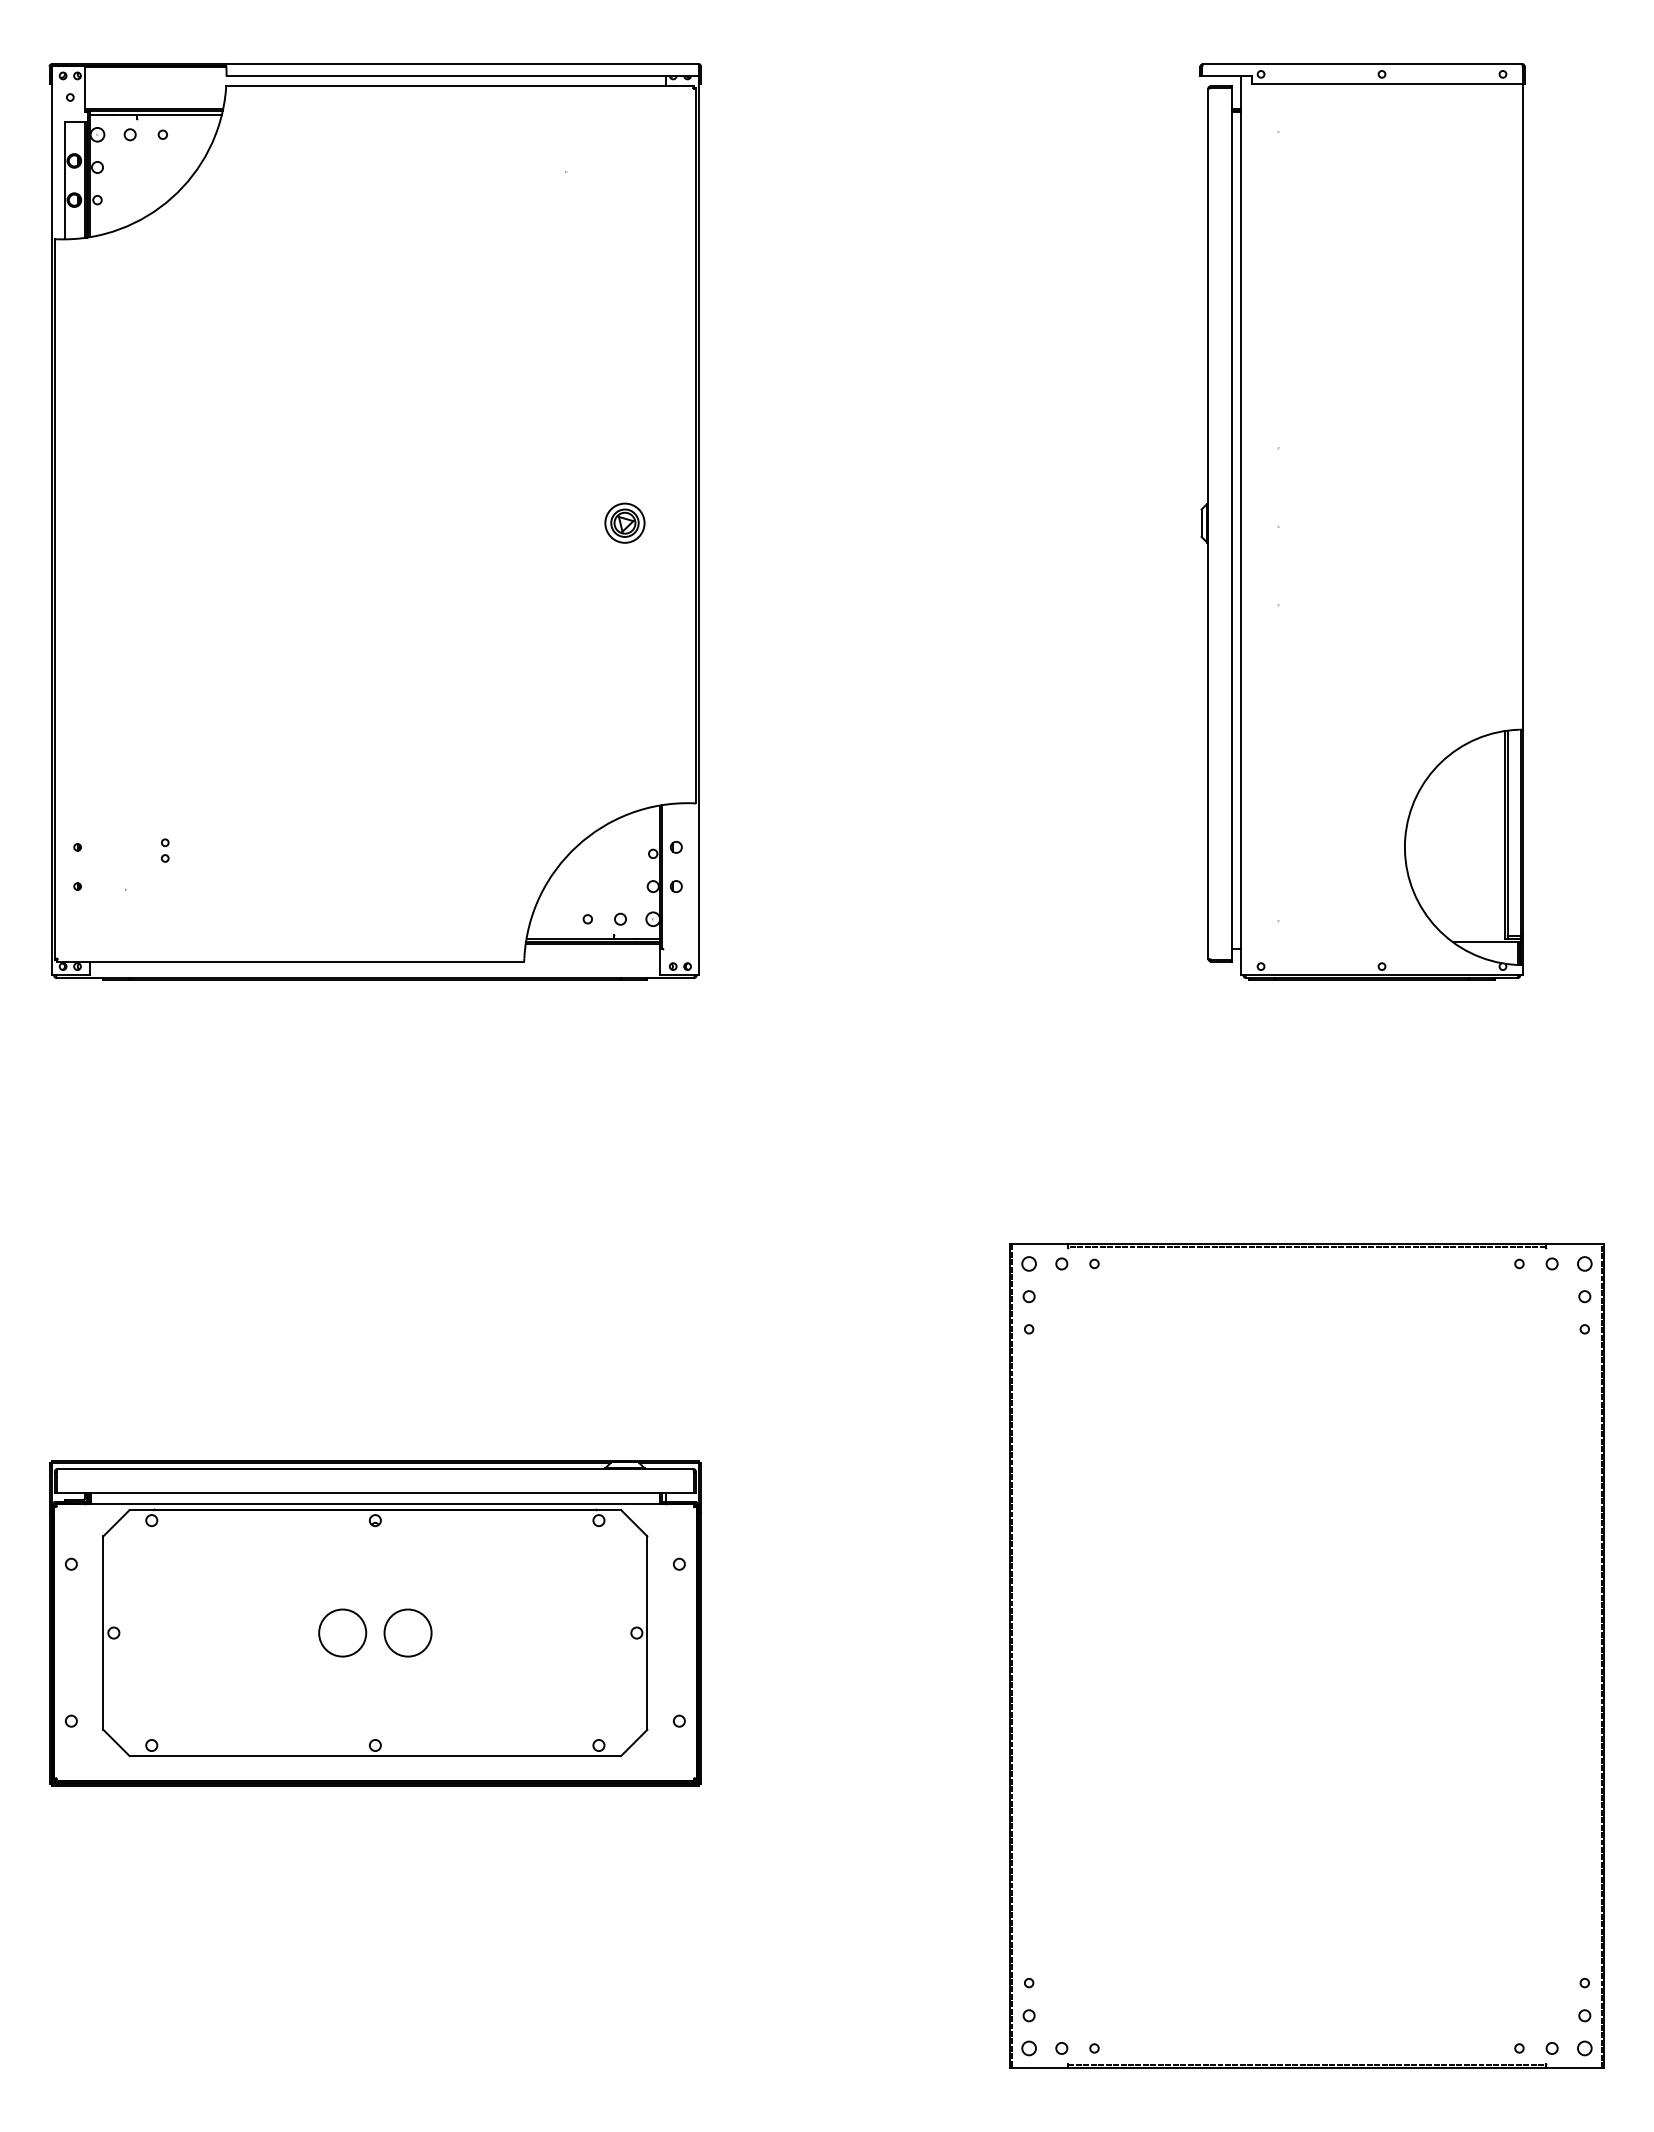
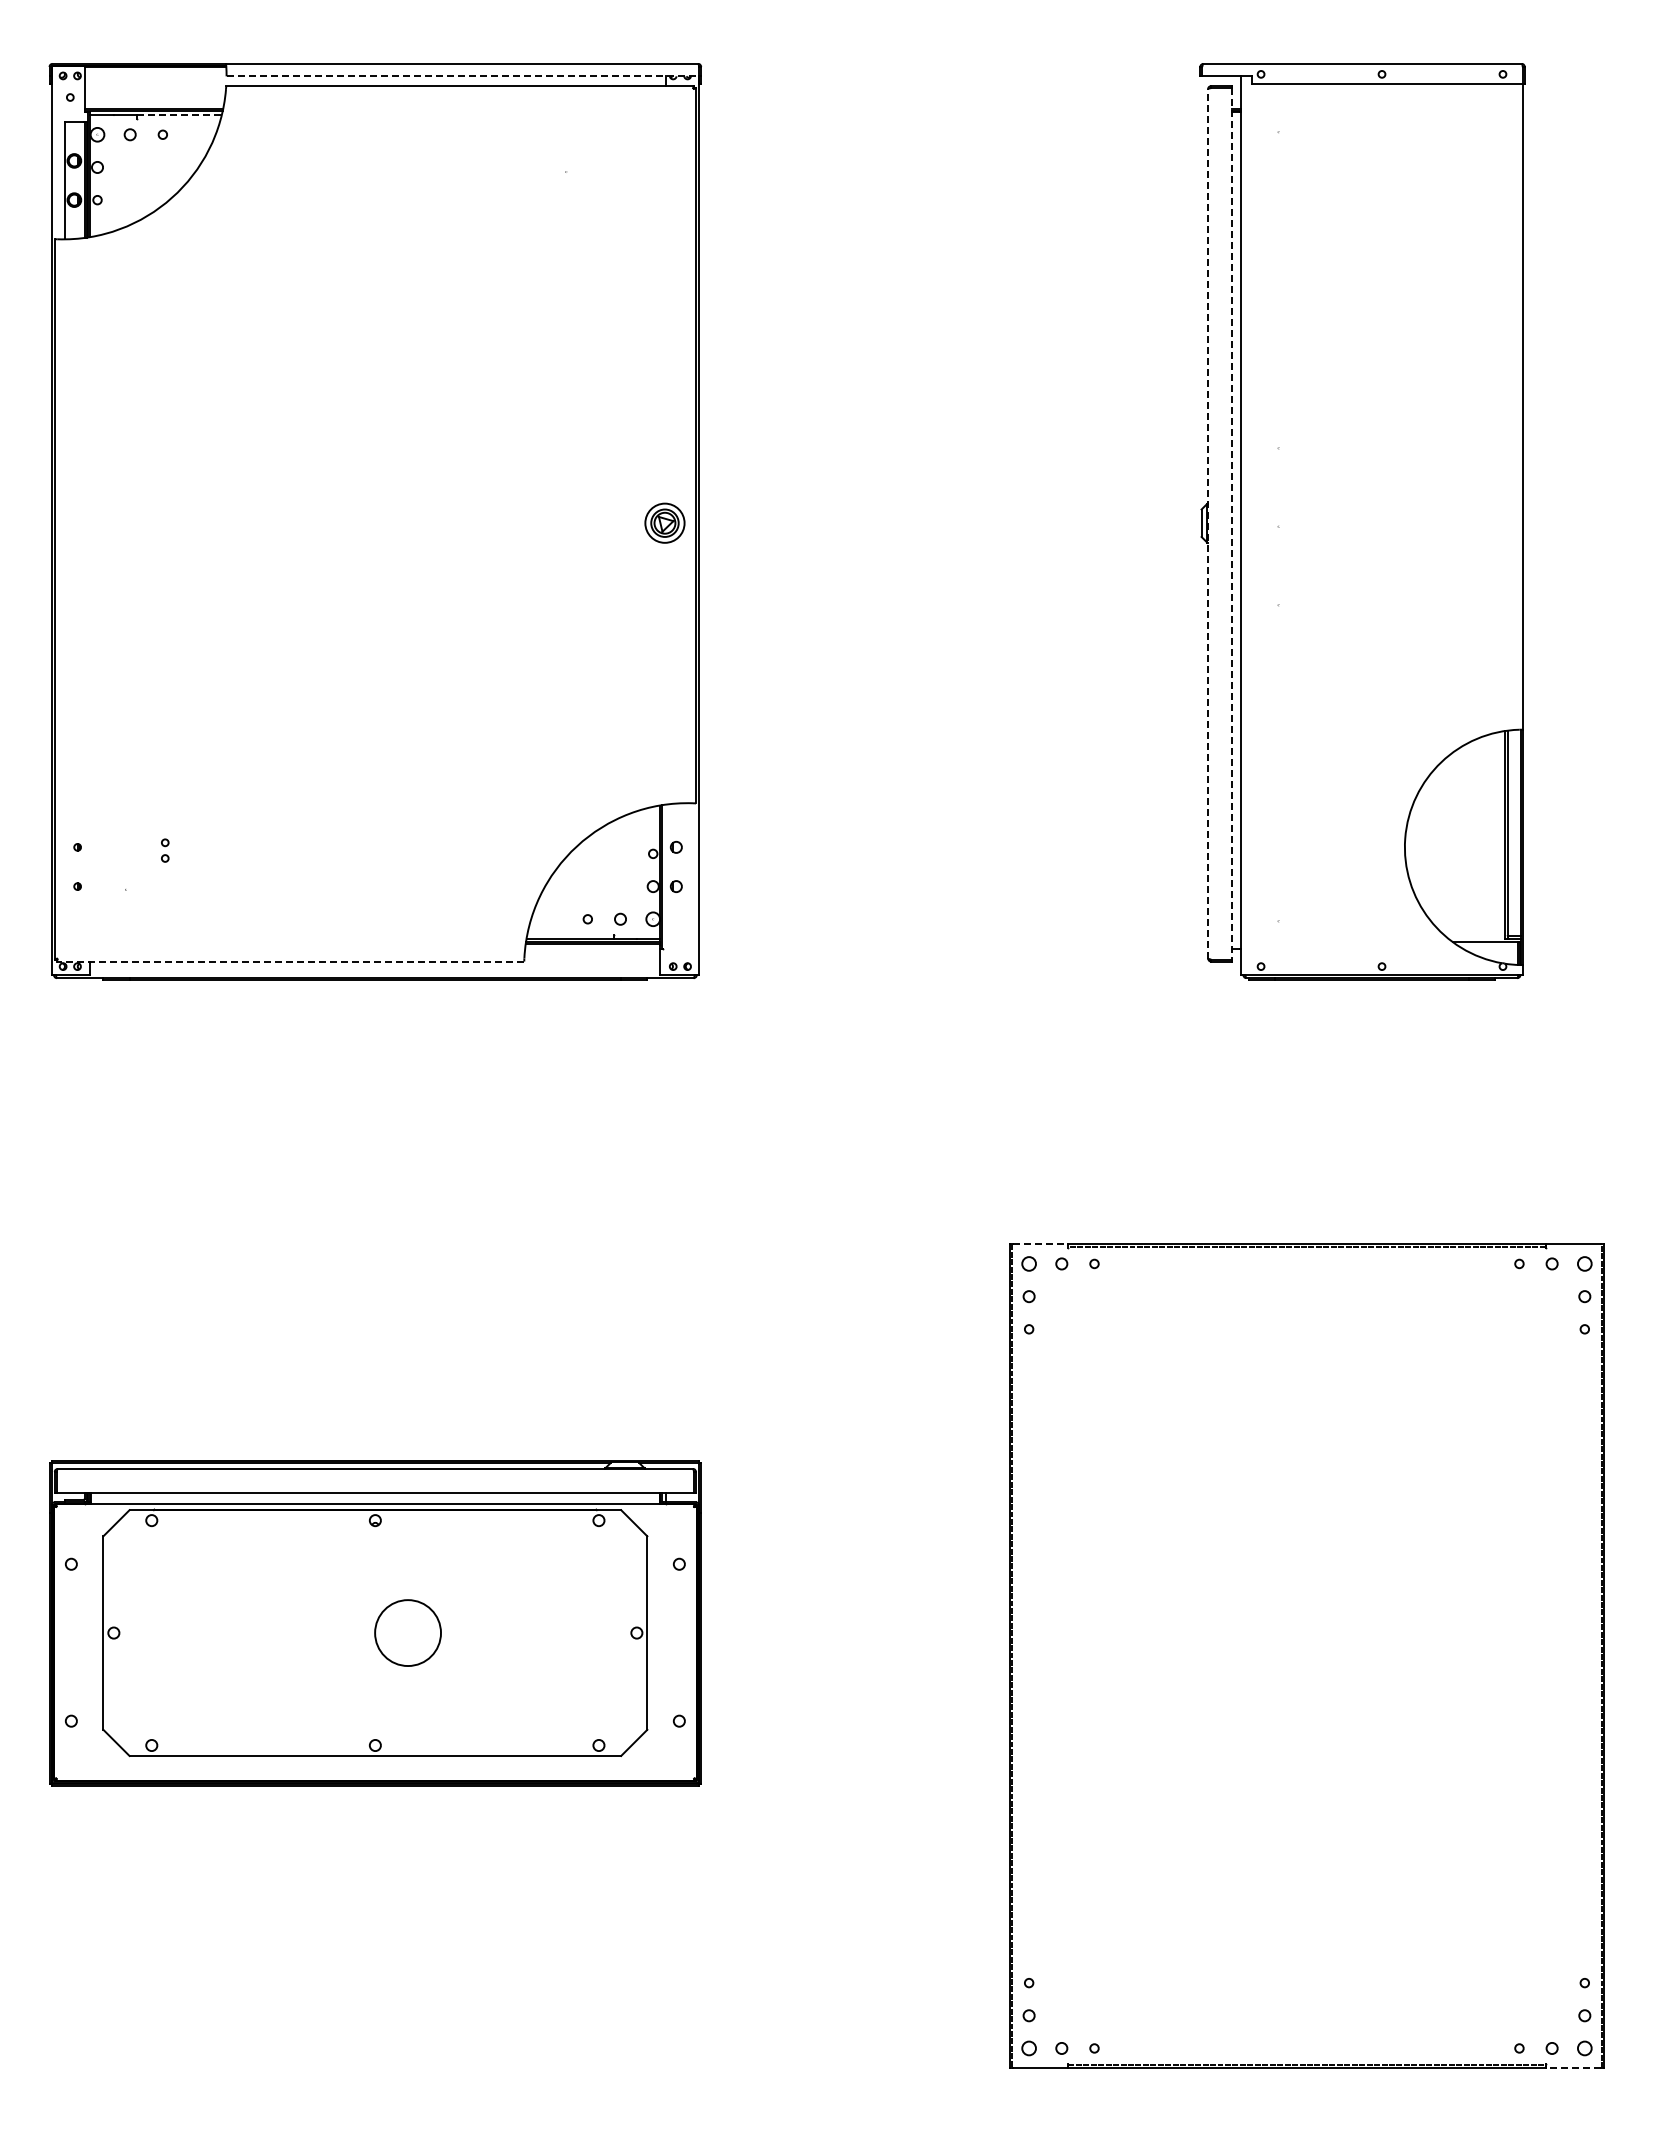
line: solid -> dashed (463, 76)
line: solid -> dashed (179, 115)
part position: (624, 522) -> (664, 522) (664, 522)
line: solid -> dashed (1208, 523)
line: solid -> dashed (1231, 523)
line: solid -> dashed (290, 961)
line: solid -> dashed (1040, 1244)
circle: present -> none (342, 1632)
circle diameter: 47 px -> 66 px (408, 1633)
line: solid -> dashed (1573, 2068)
